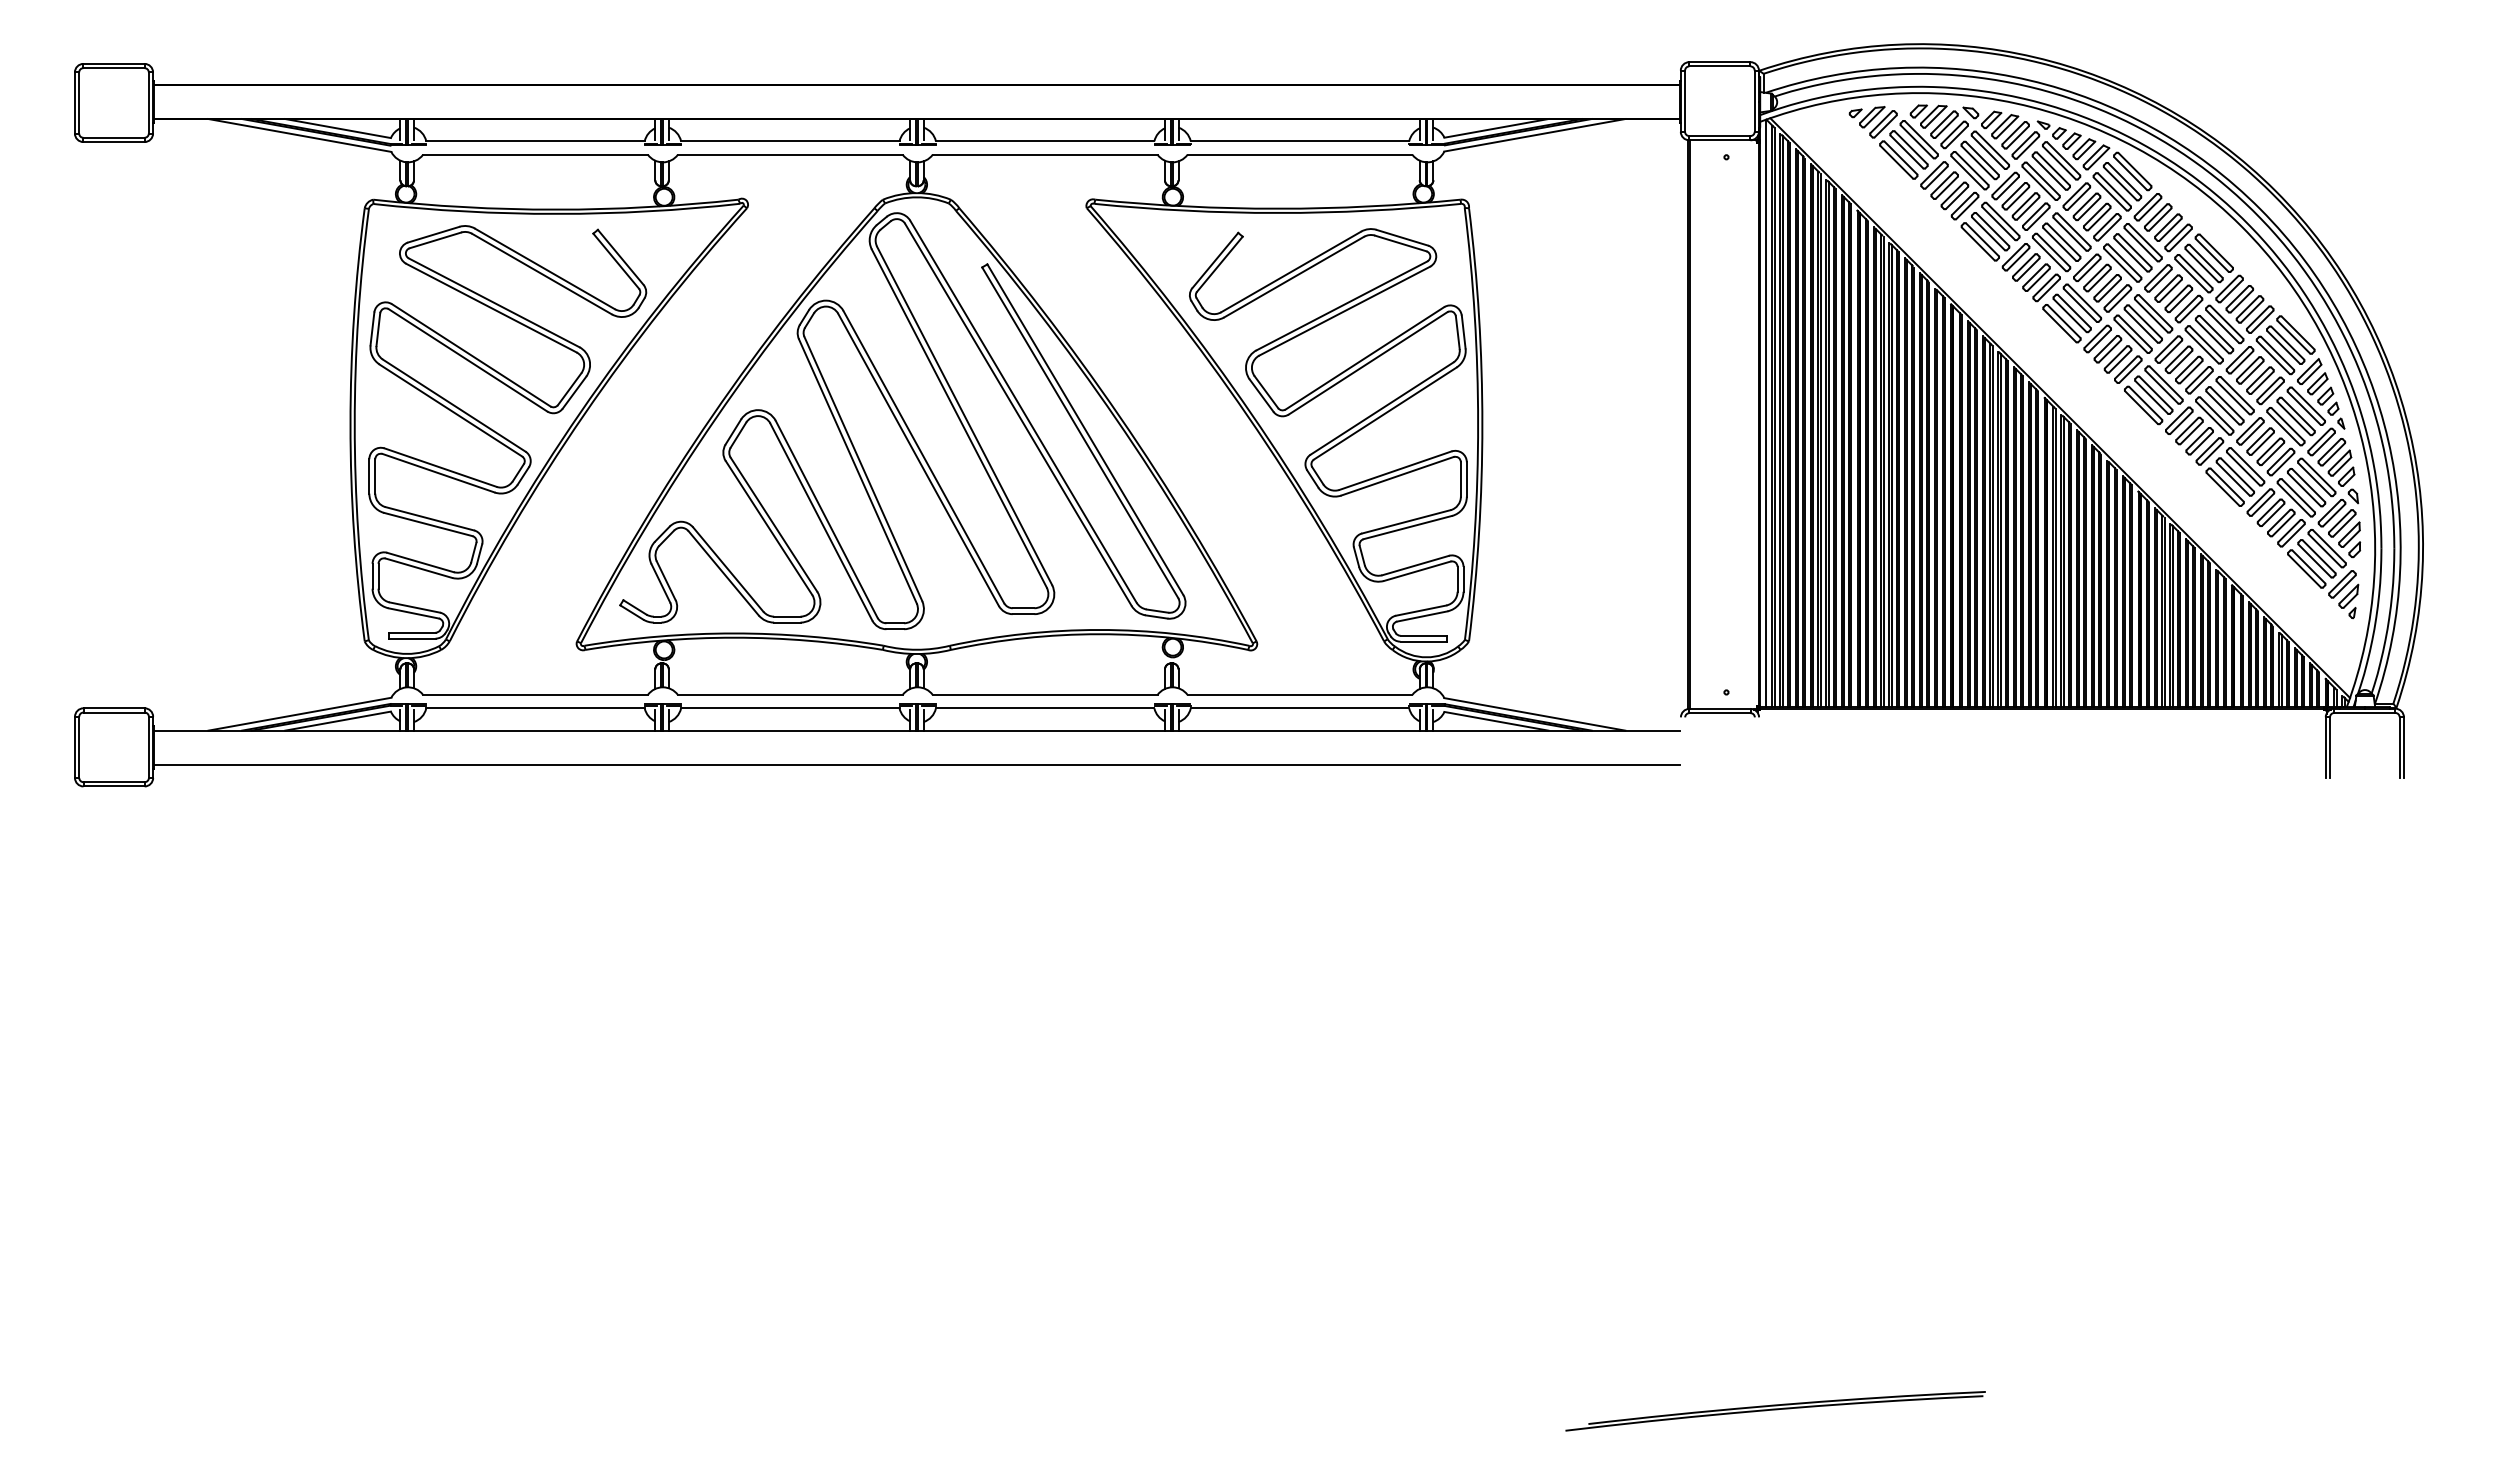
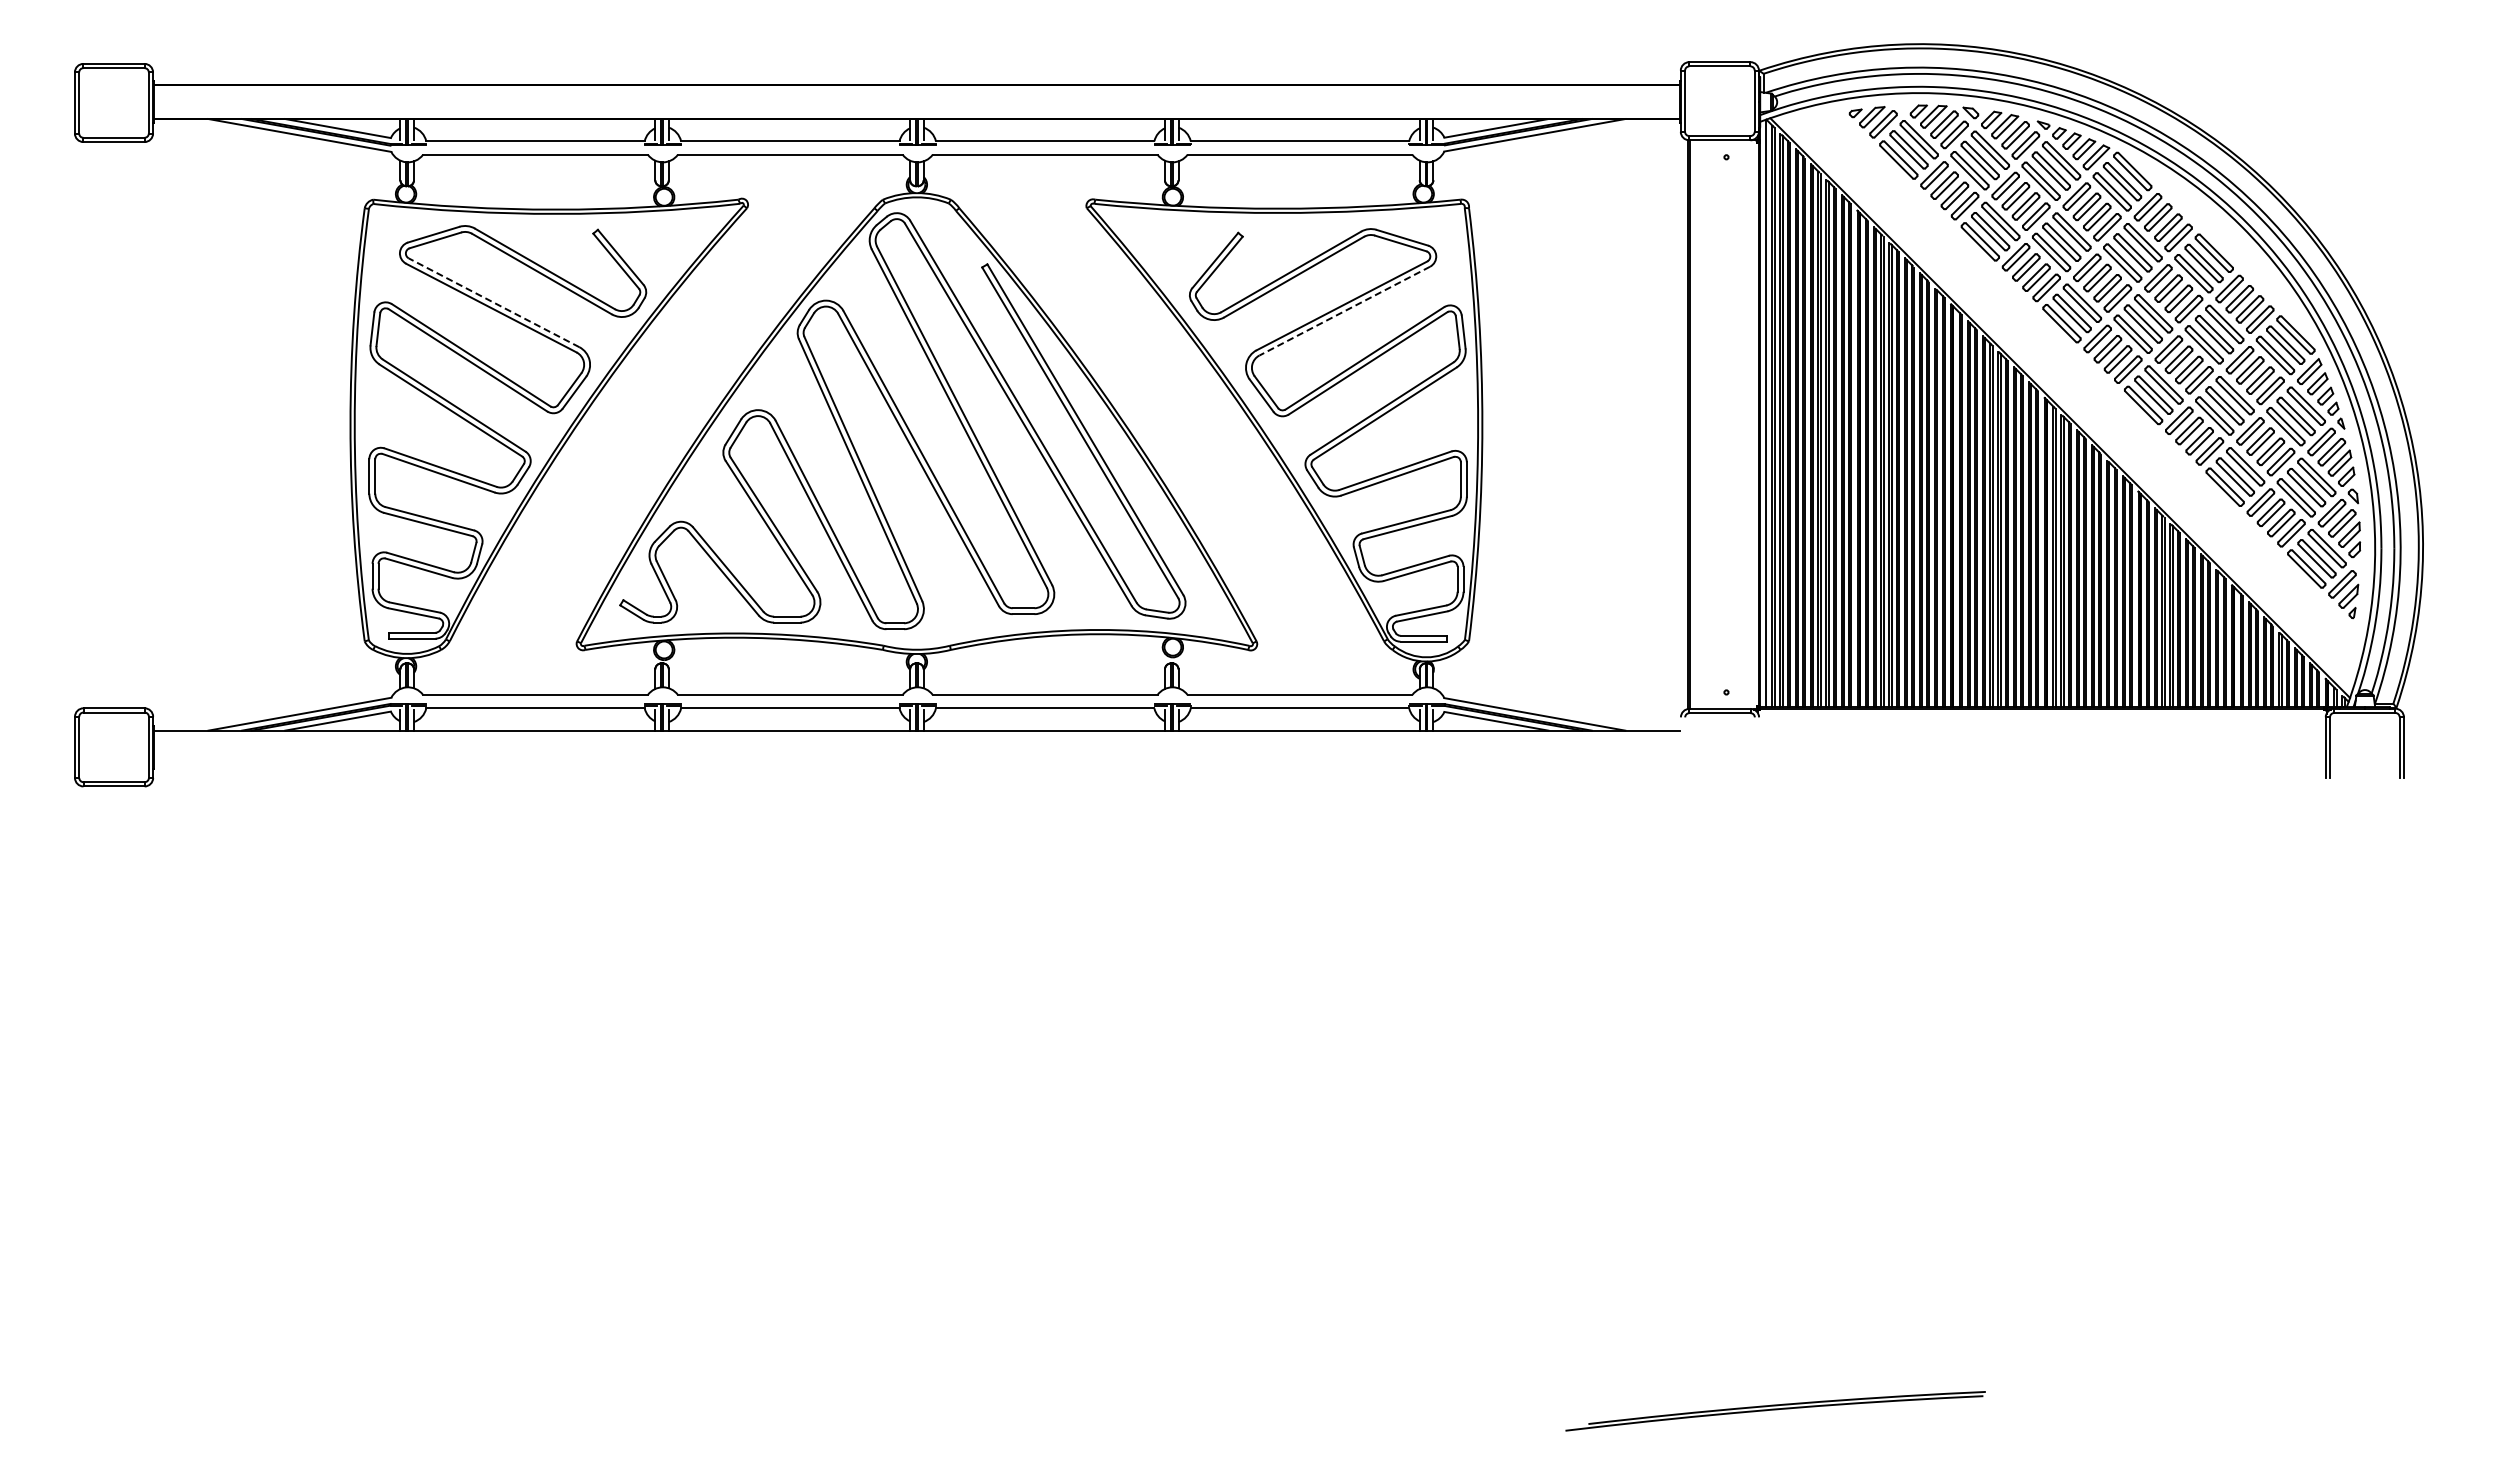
line: solid -> dashed (493, 302)
line: solid -> dashed (1344, 311)
line: present -> none (916, 764)
